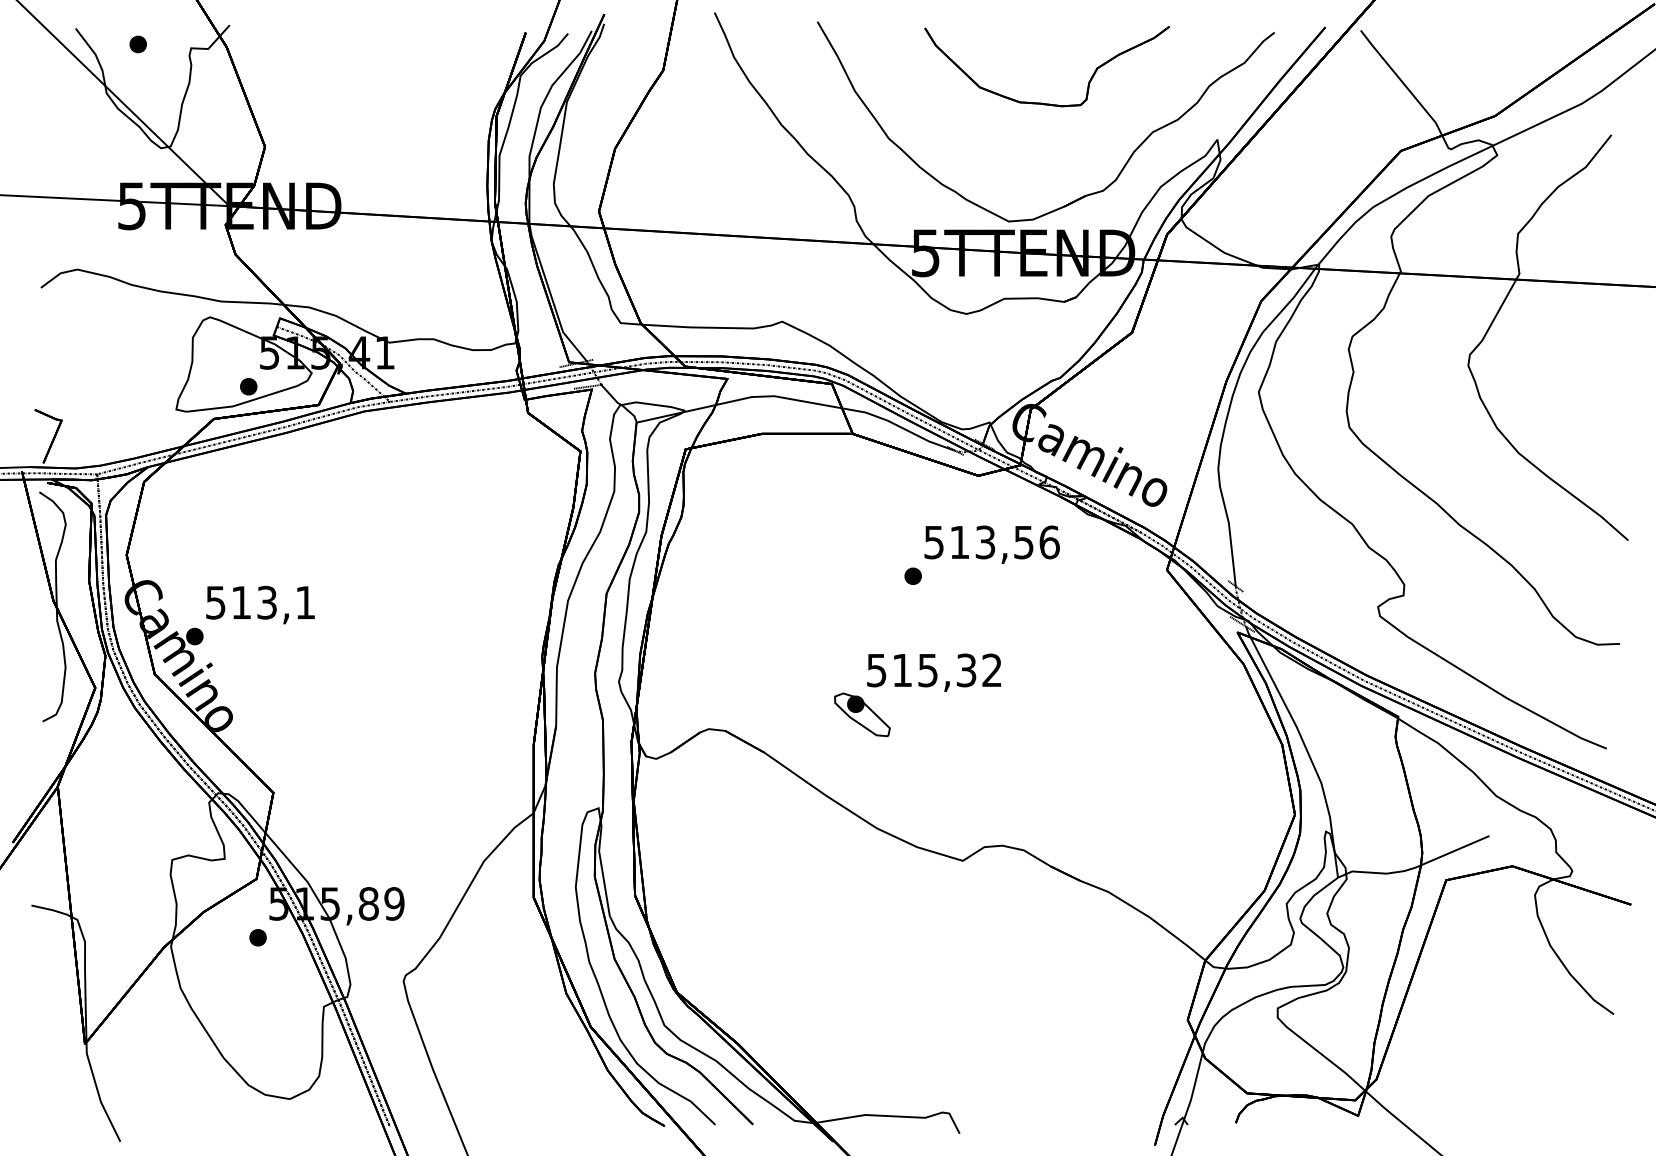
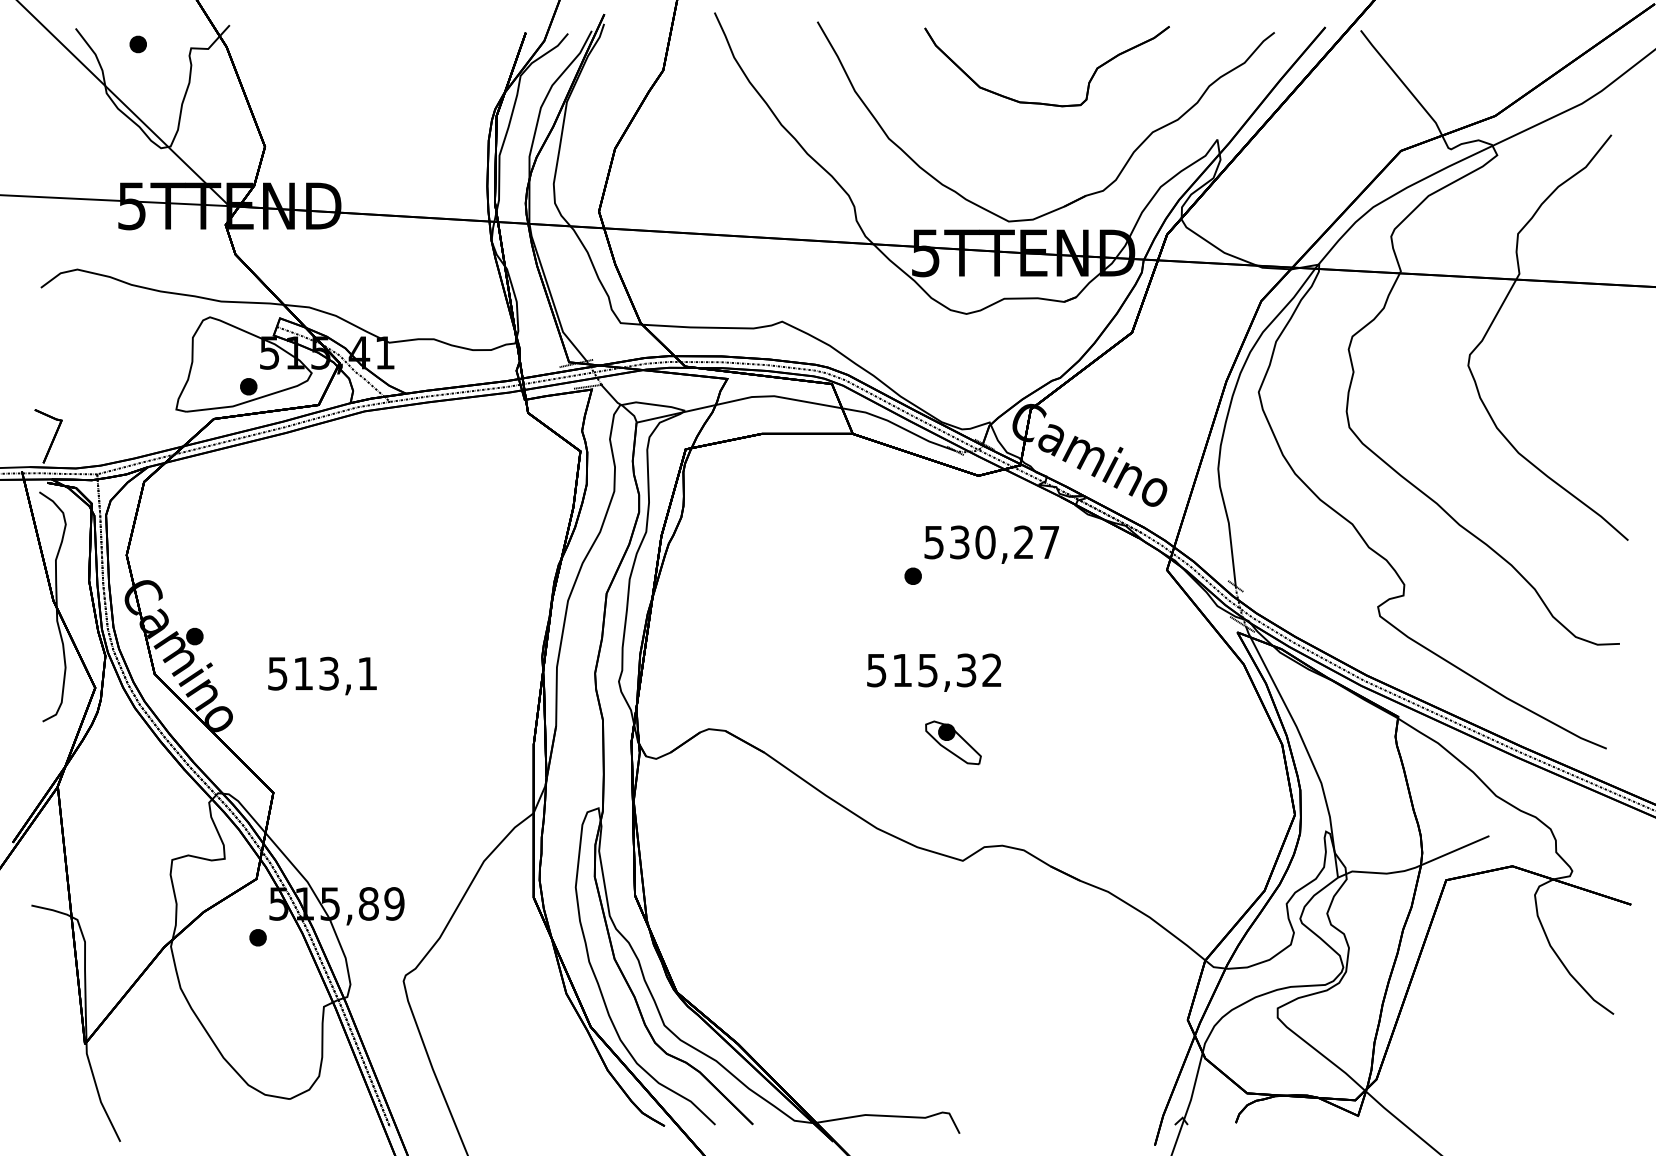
text: 513,56 -> 530,27 (1004, 542)
text position: (260, 604) -> (322, 675) (322, 675)
part position: (862, 714) -> (953, 742) (953, 742)
